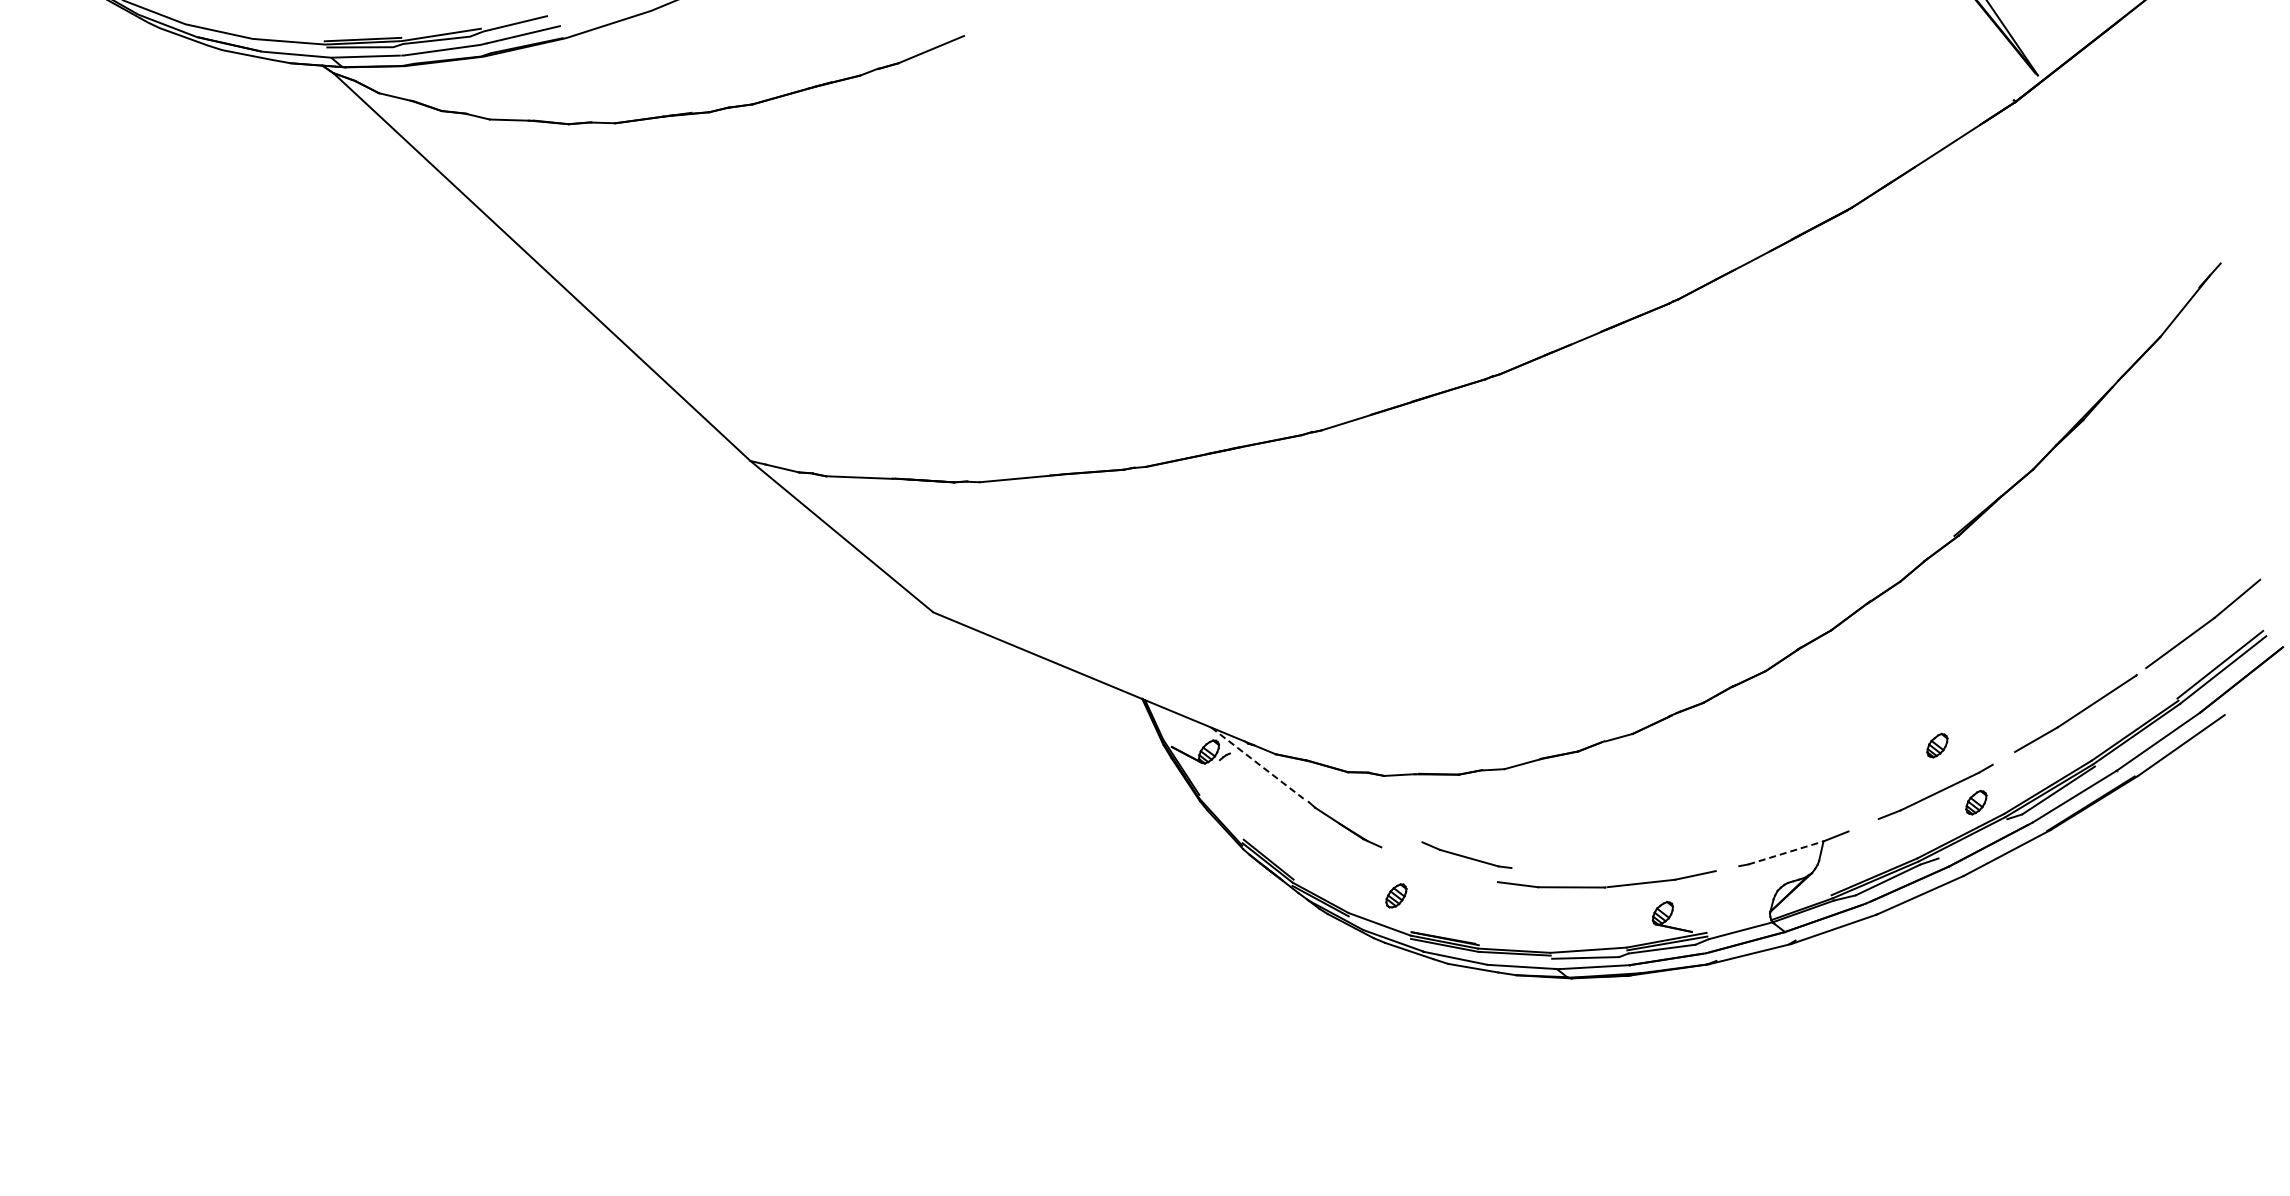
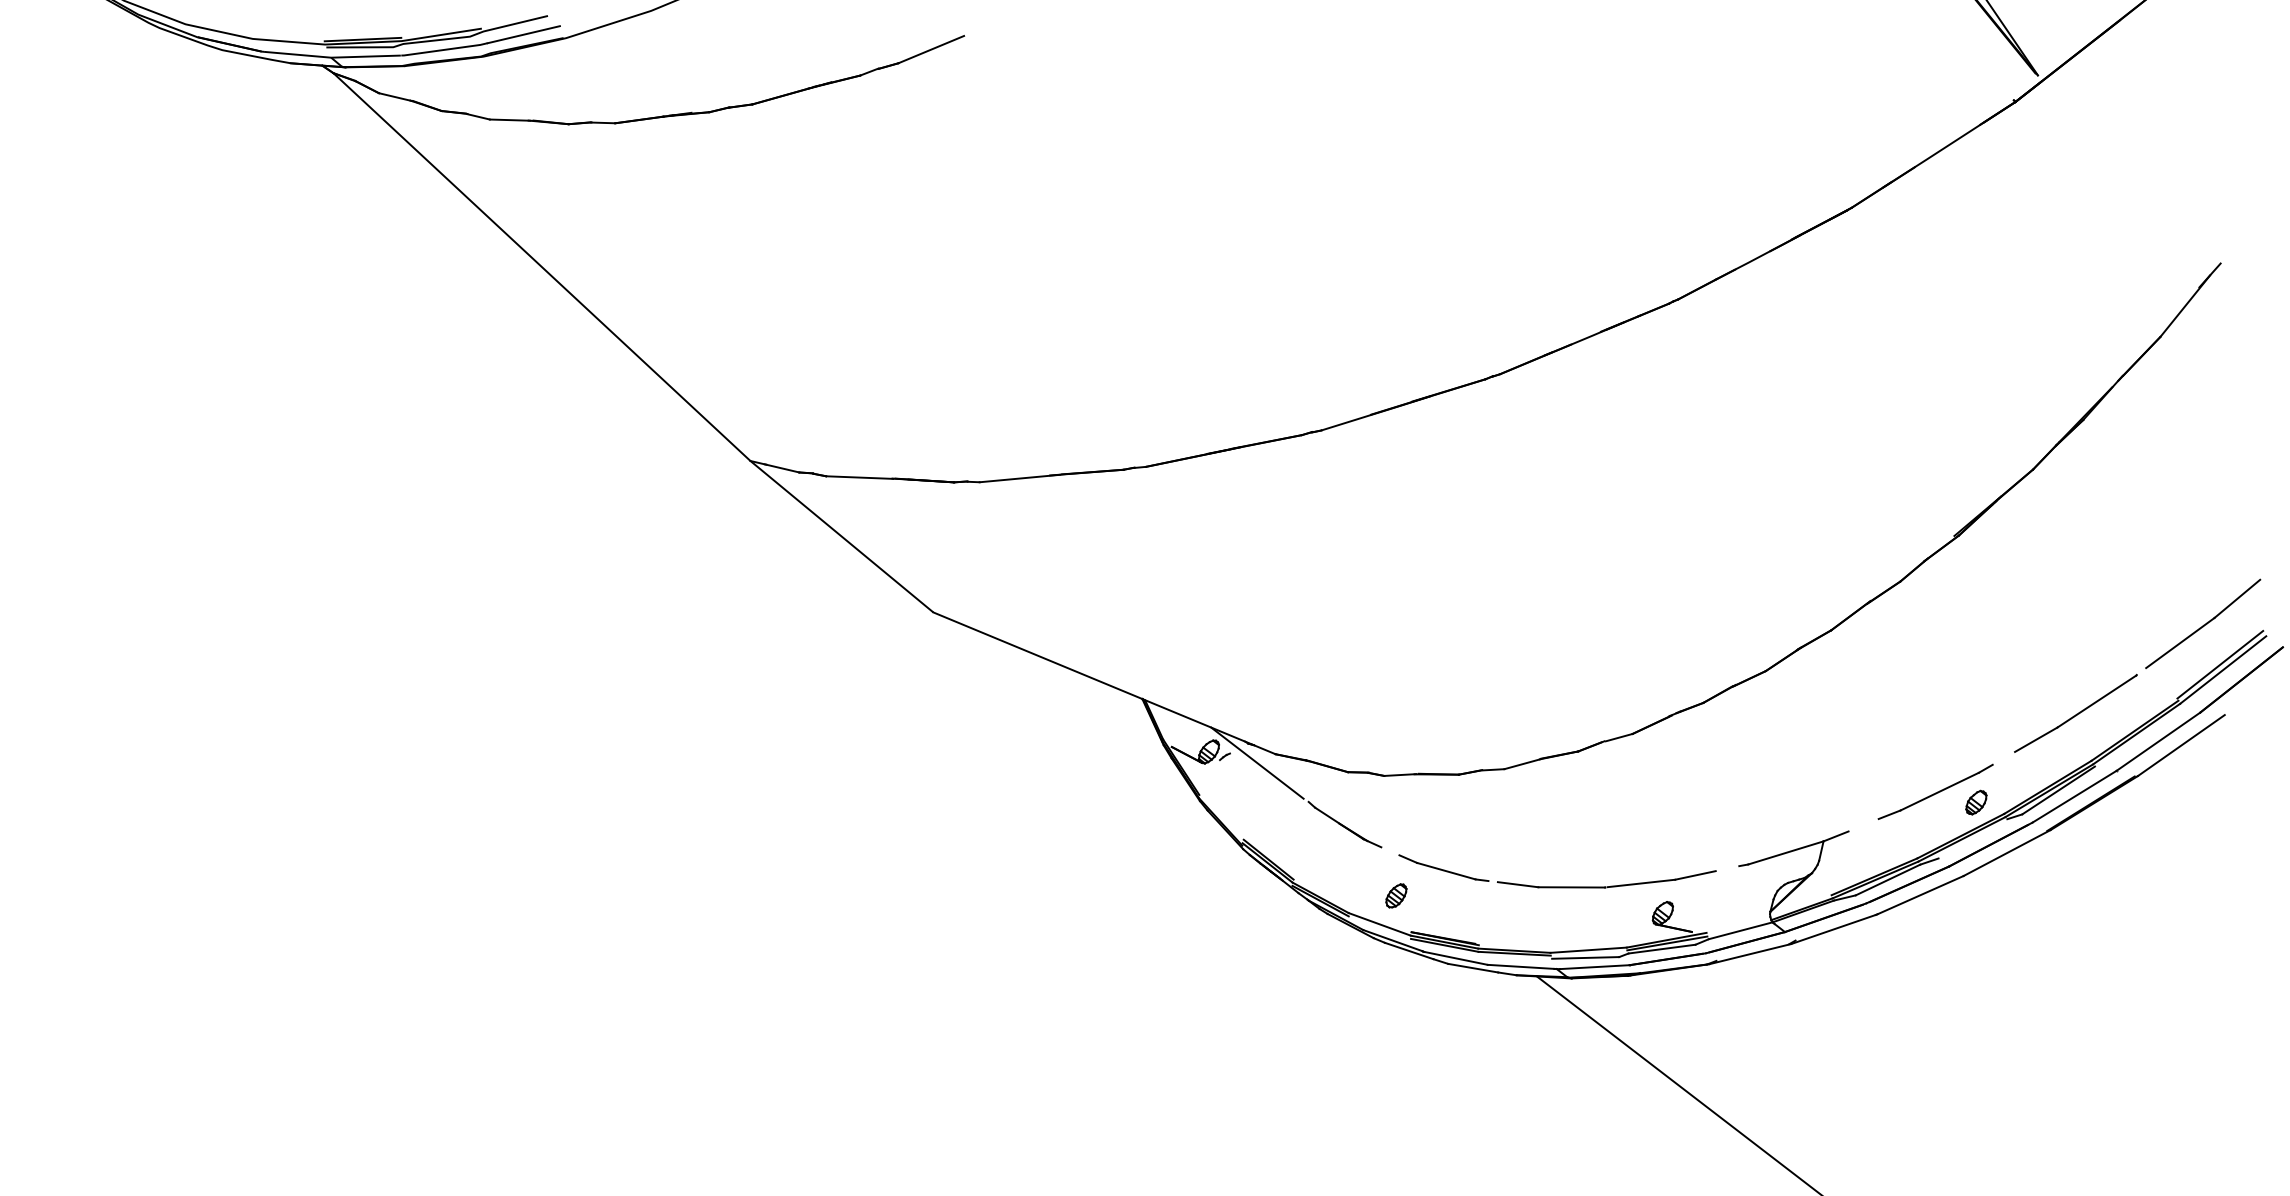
part: present -> none (1937, 745)
line: dashed -> solid (1257, 763)
line: dashed -> solid (1786, 852)
part position: (1466, 854) -> (1443, 867) (1443, 867)
line: none -> present (1677, 1084)
